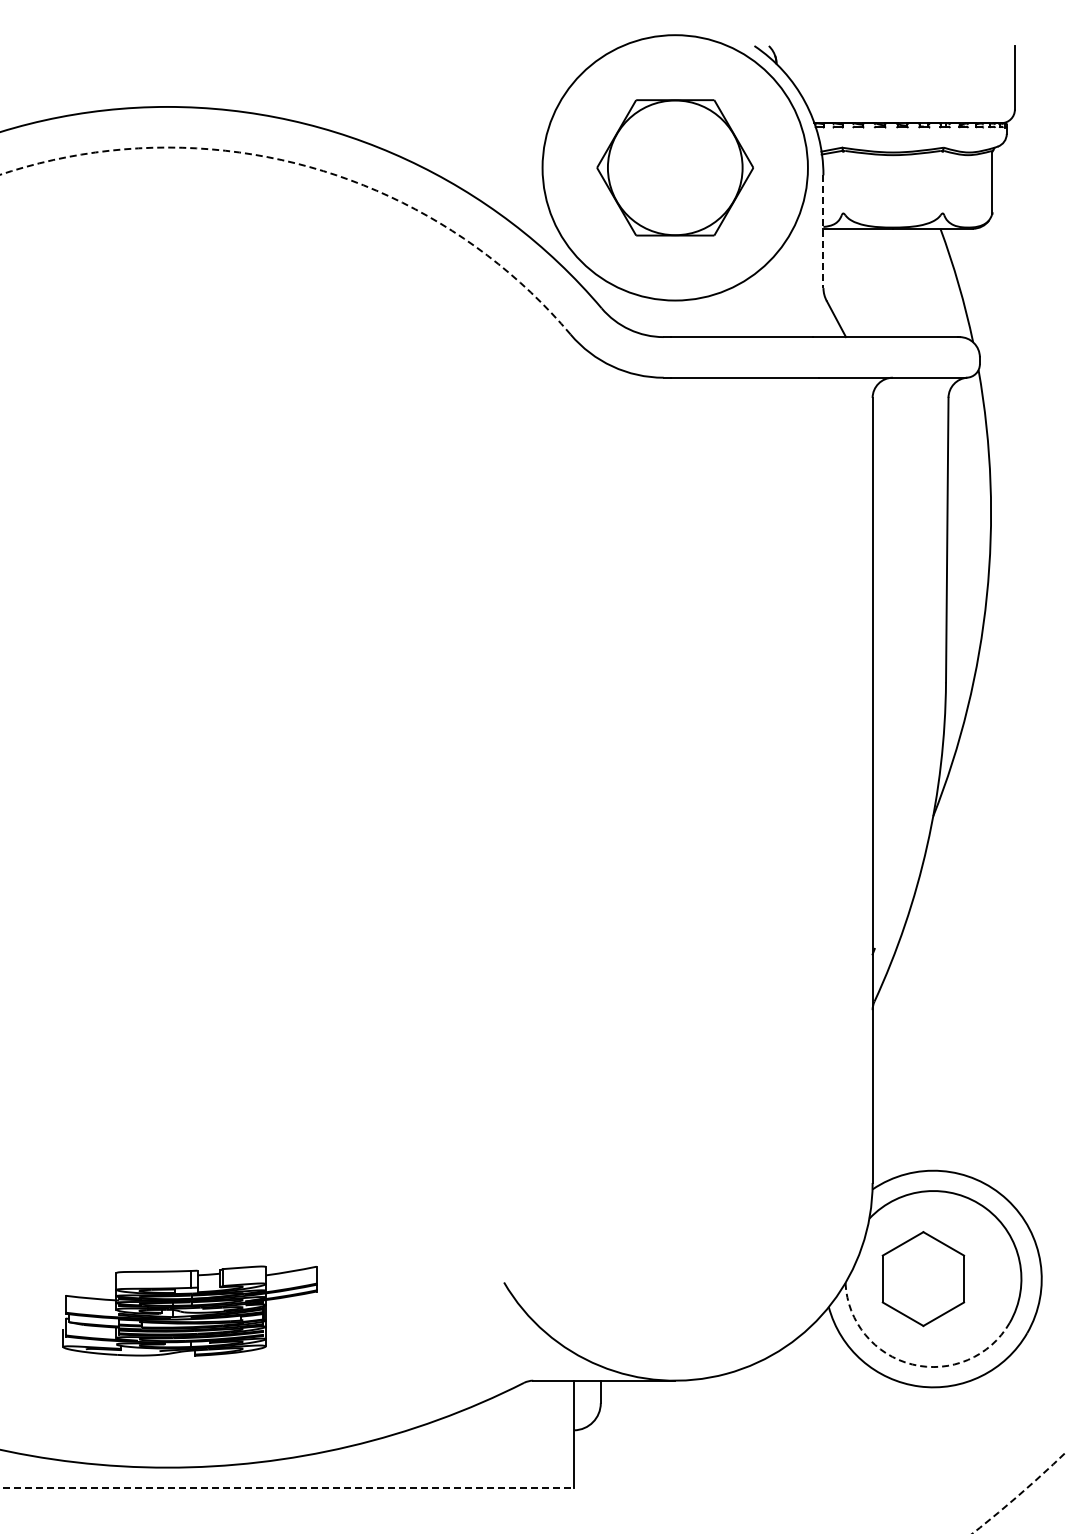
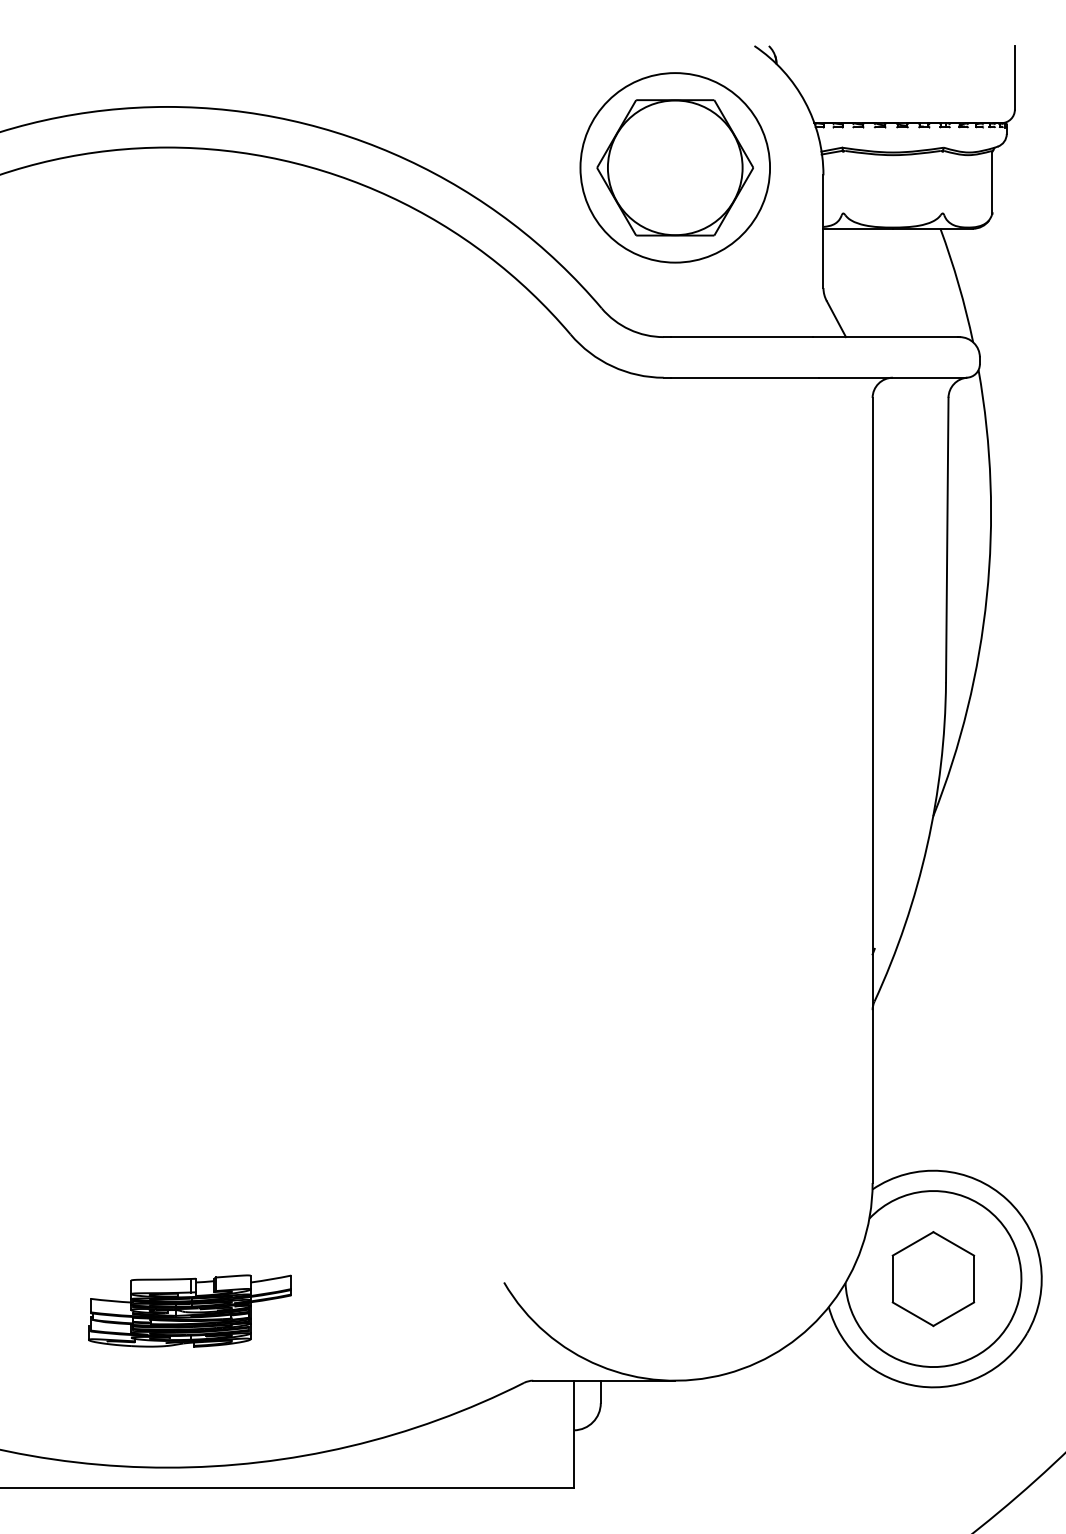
arc: dashed -> solid (310, 167)
circle diameter: 265 px -> 190 px (675, 167)
line: dashed -> solid (823, 232)
part position: (923, 1279) -> (933, 1279) (933, 1279)
part size: 256x92 px -> 204x74 px (189, 1310)
arc: dashed -> solid (912, 1364)
line: dashed -> solid (286, 1487)
arc: dashed -> solid (1019, 1494)
